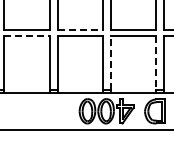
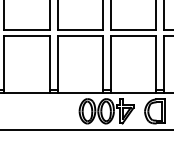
line: dashed -> solid (80, 30)
line: dashed -> solid (26, 35)
line: dashed -> solid (110, 62)
line: dashed -> solid (155, 63)
